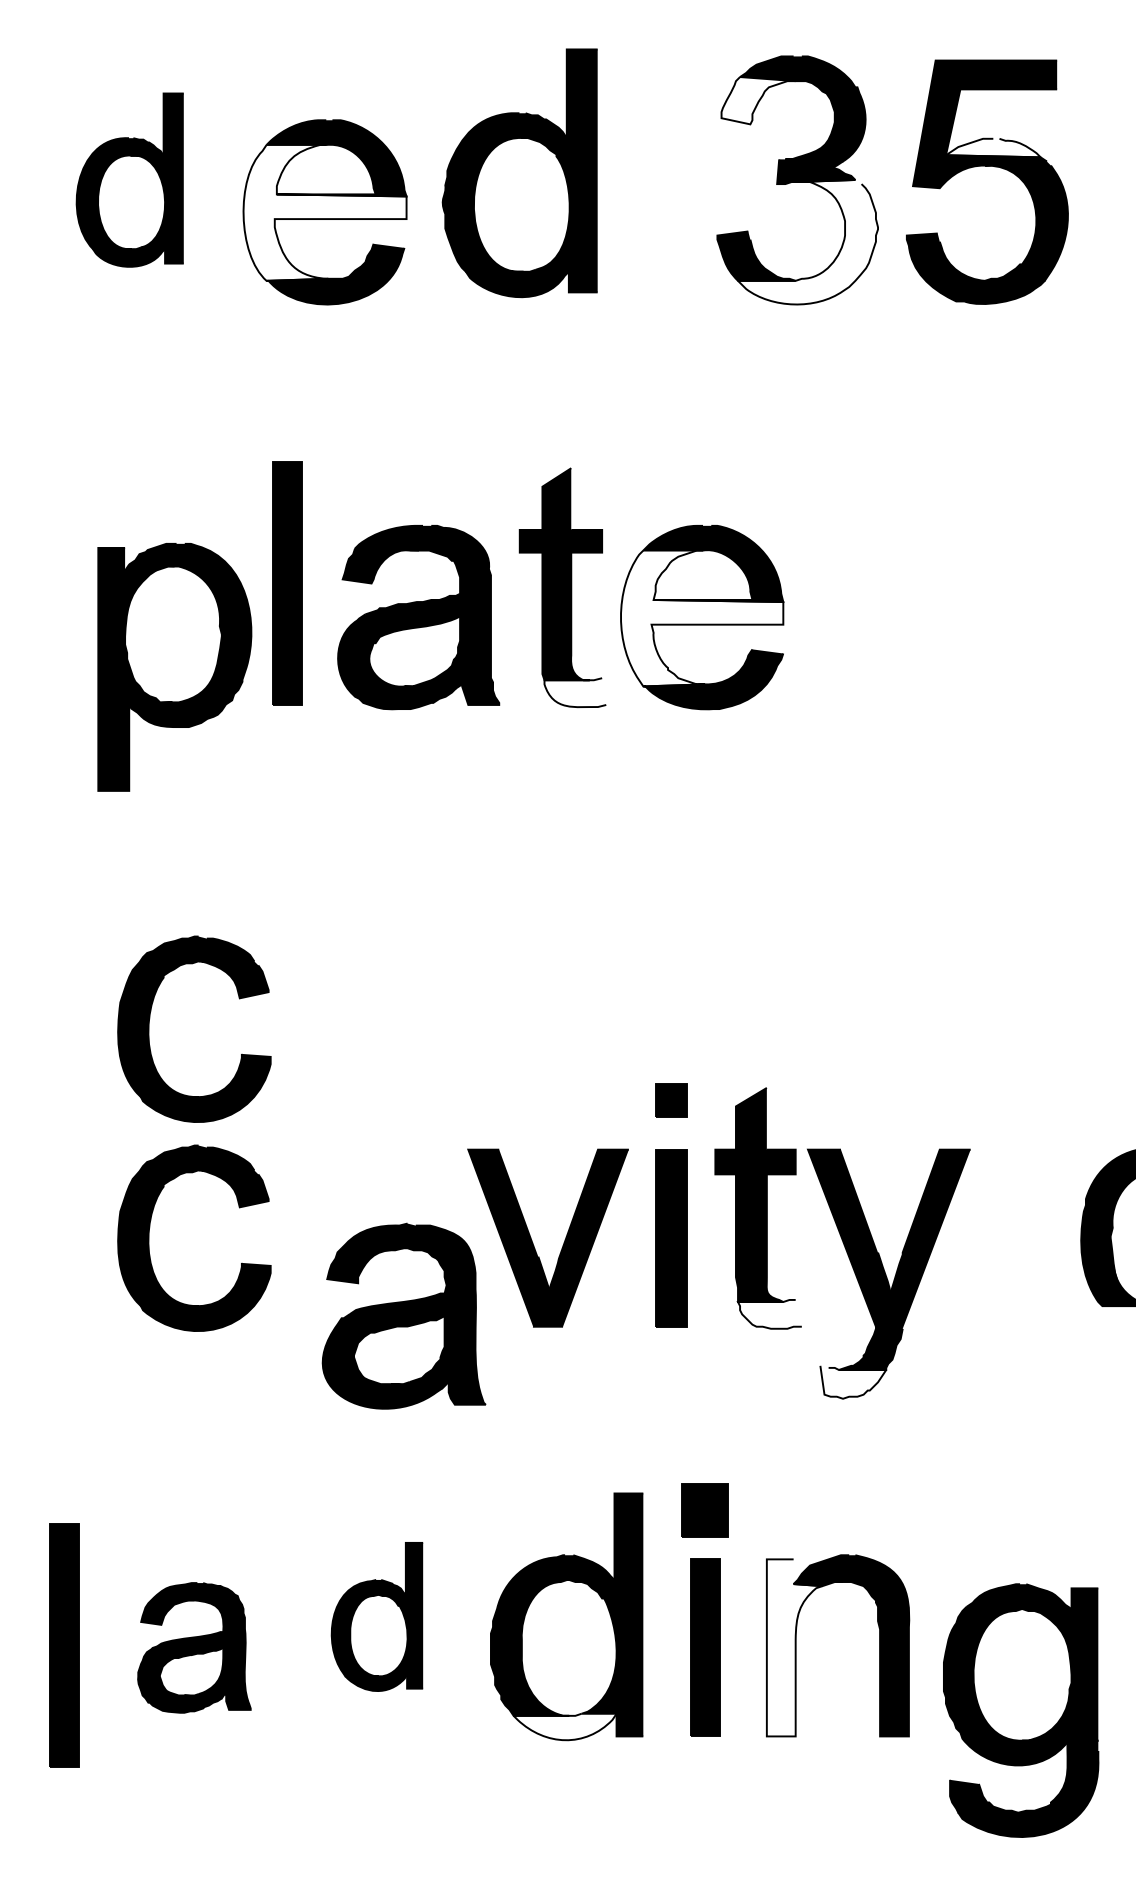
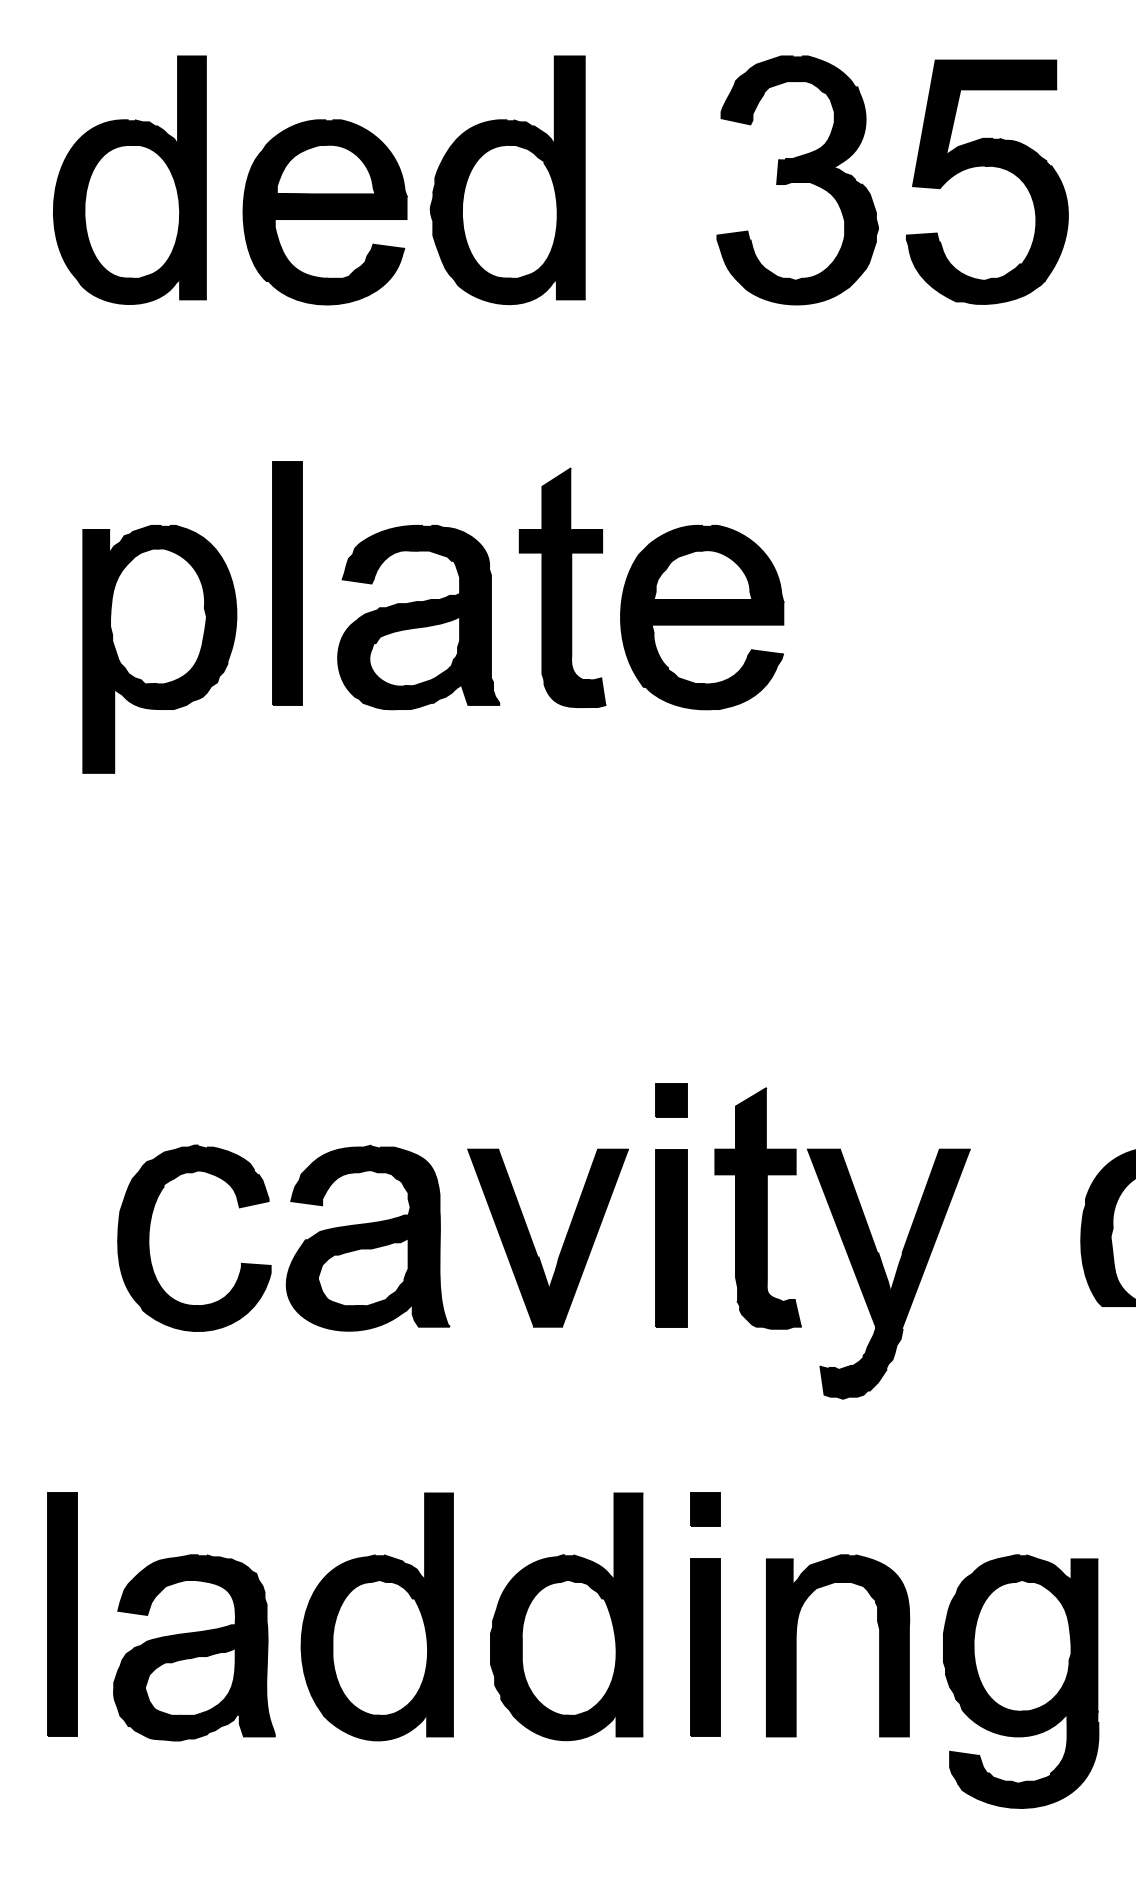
fill: none -> present (758, 100)
fill: none -> present (992, 147)
part position: (519, 173) -> (507, 180) (507, 180)
part size: 109x176 px -> 154x250 px (129, 179)
fill: none -> present (324, 212)
fill: none -> present (808, 241)
fill: none -> present (701, 618)
part position: (174, 667) -> (159, 649) (159, 649)
fill: none -> present (575, 692)
part: present -> none (149, 1028)
fill: none -> present (769, 1313)
part position: (403, 1315) -> (367, 1237) (367, 1237)
fill: none -> present (853, 1381)
part size: 48x55 px -> 31x35 px (705, 1509)
part size: 94x150 px -> 154x250 px (376, 1616)
part position: (64, 1645) -> (62, 1614) (62, 1614)
part size: 115x132 px -> 163x188 px (194, 1647)
fill: none -> present (794, 1647)
part position: (1021, 1710) -> (1021, 1681) (1021, 1681)
fill: none -> present (564, 1726)
